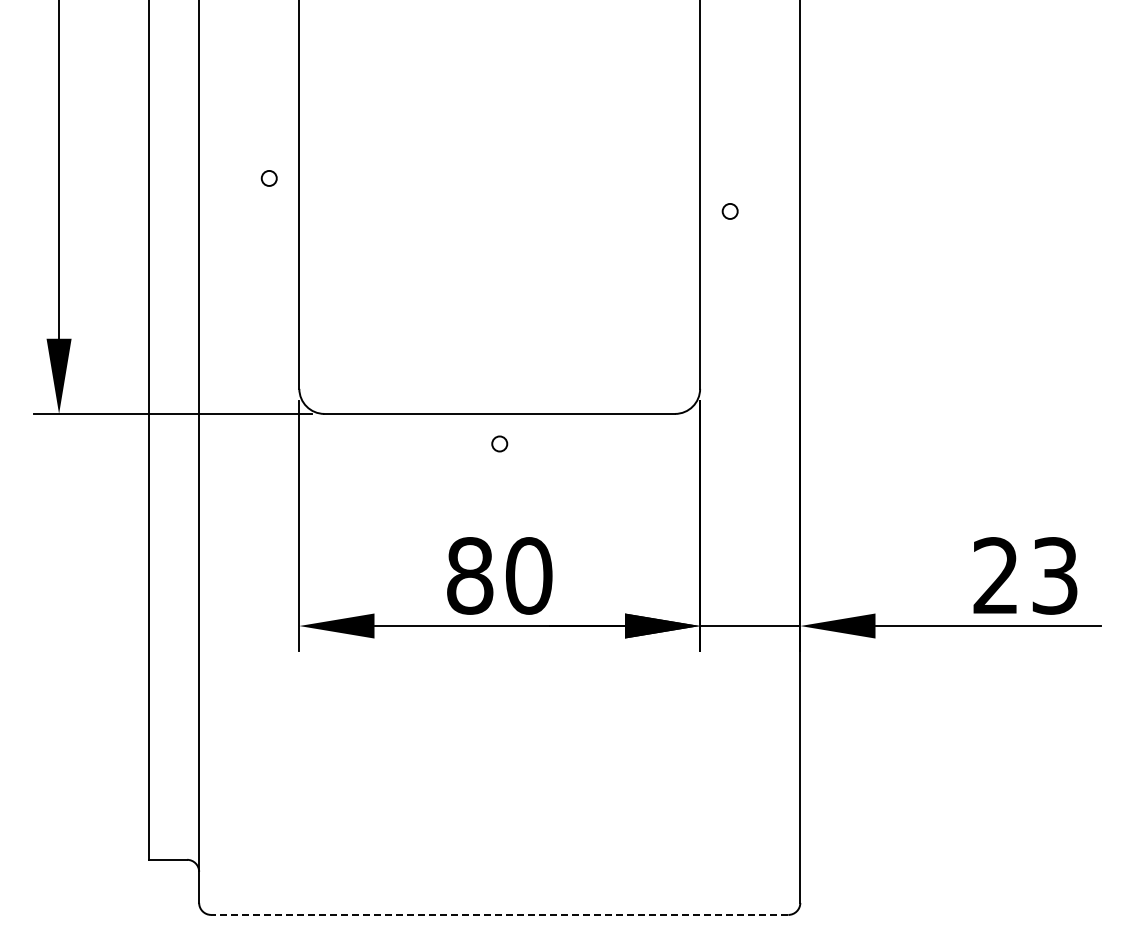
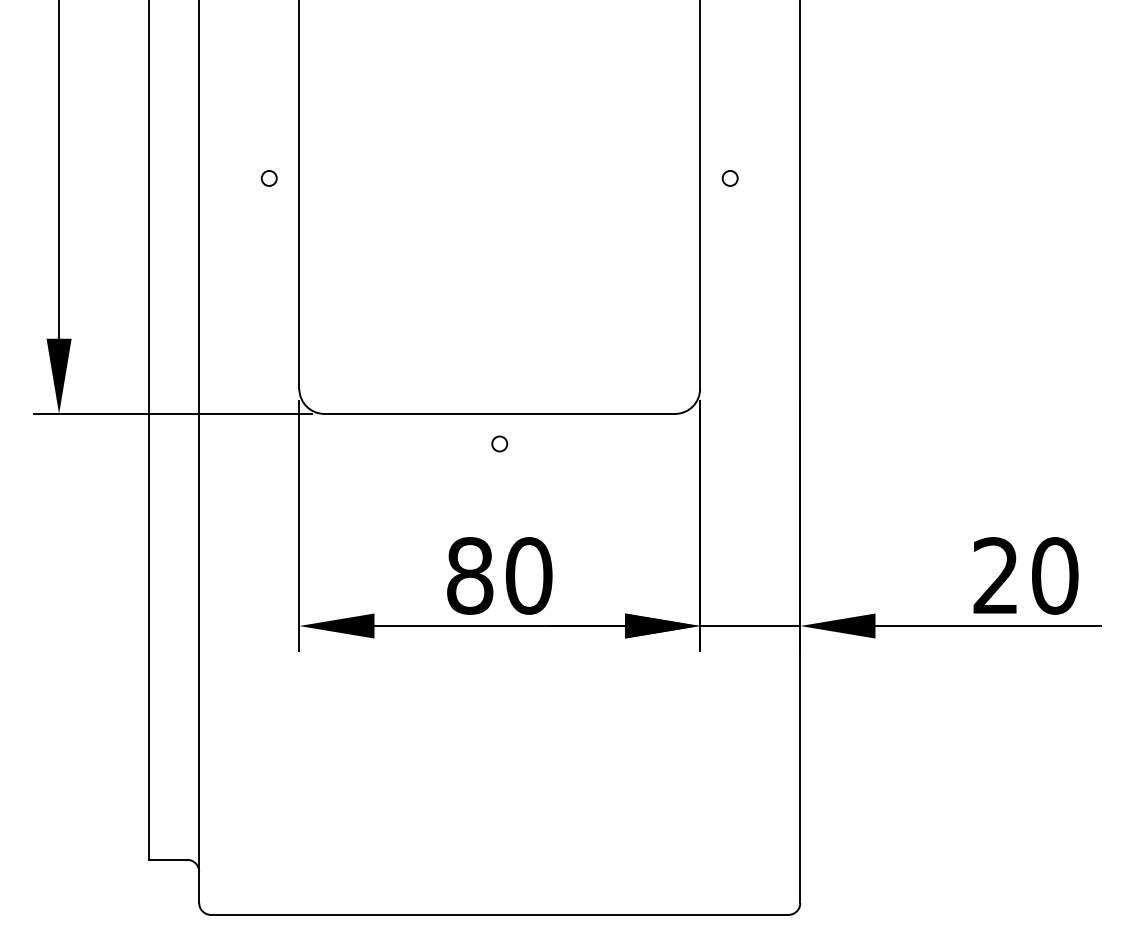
circle position: (729, 211) -> (729, 178) (729, 178)
text: 23 -> 20 (1055, 575)
line: dashed -> solid (499, 914)
